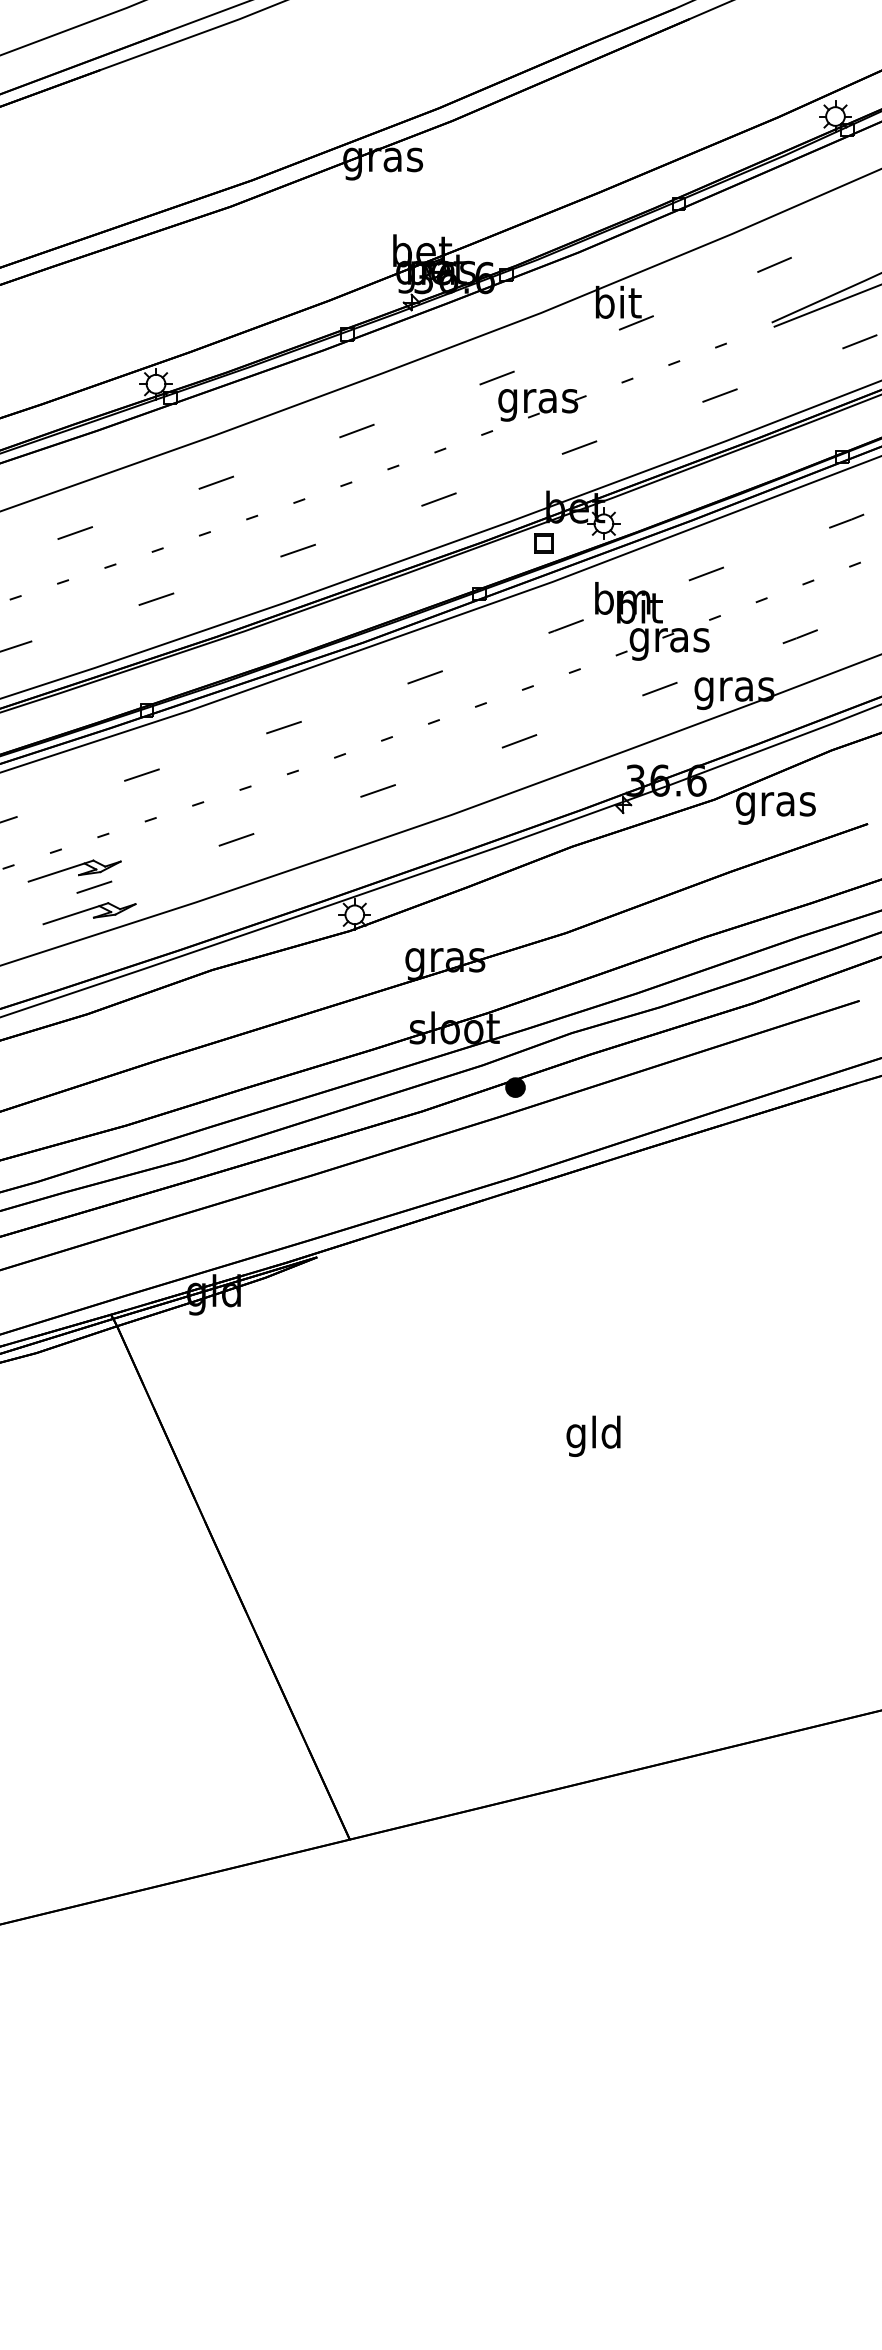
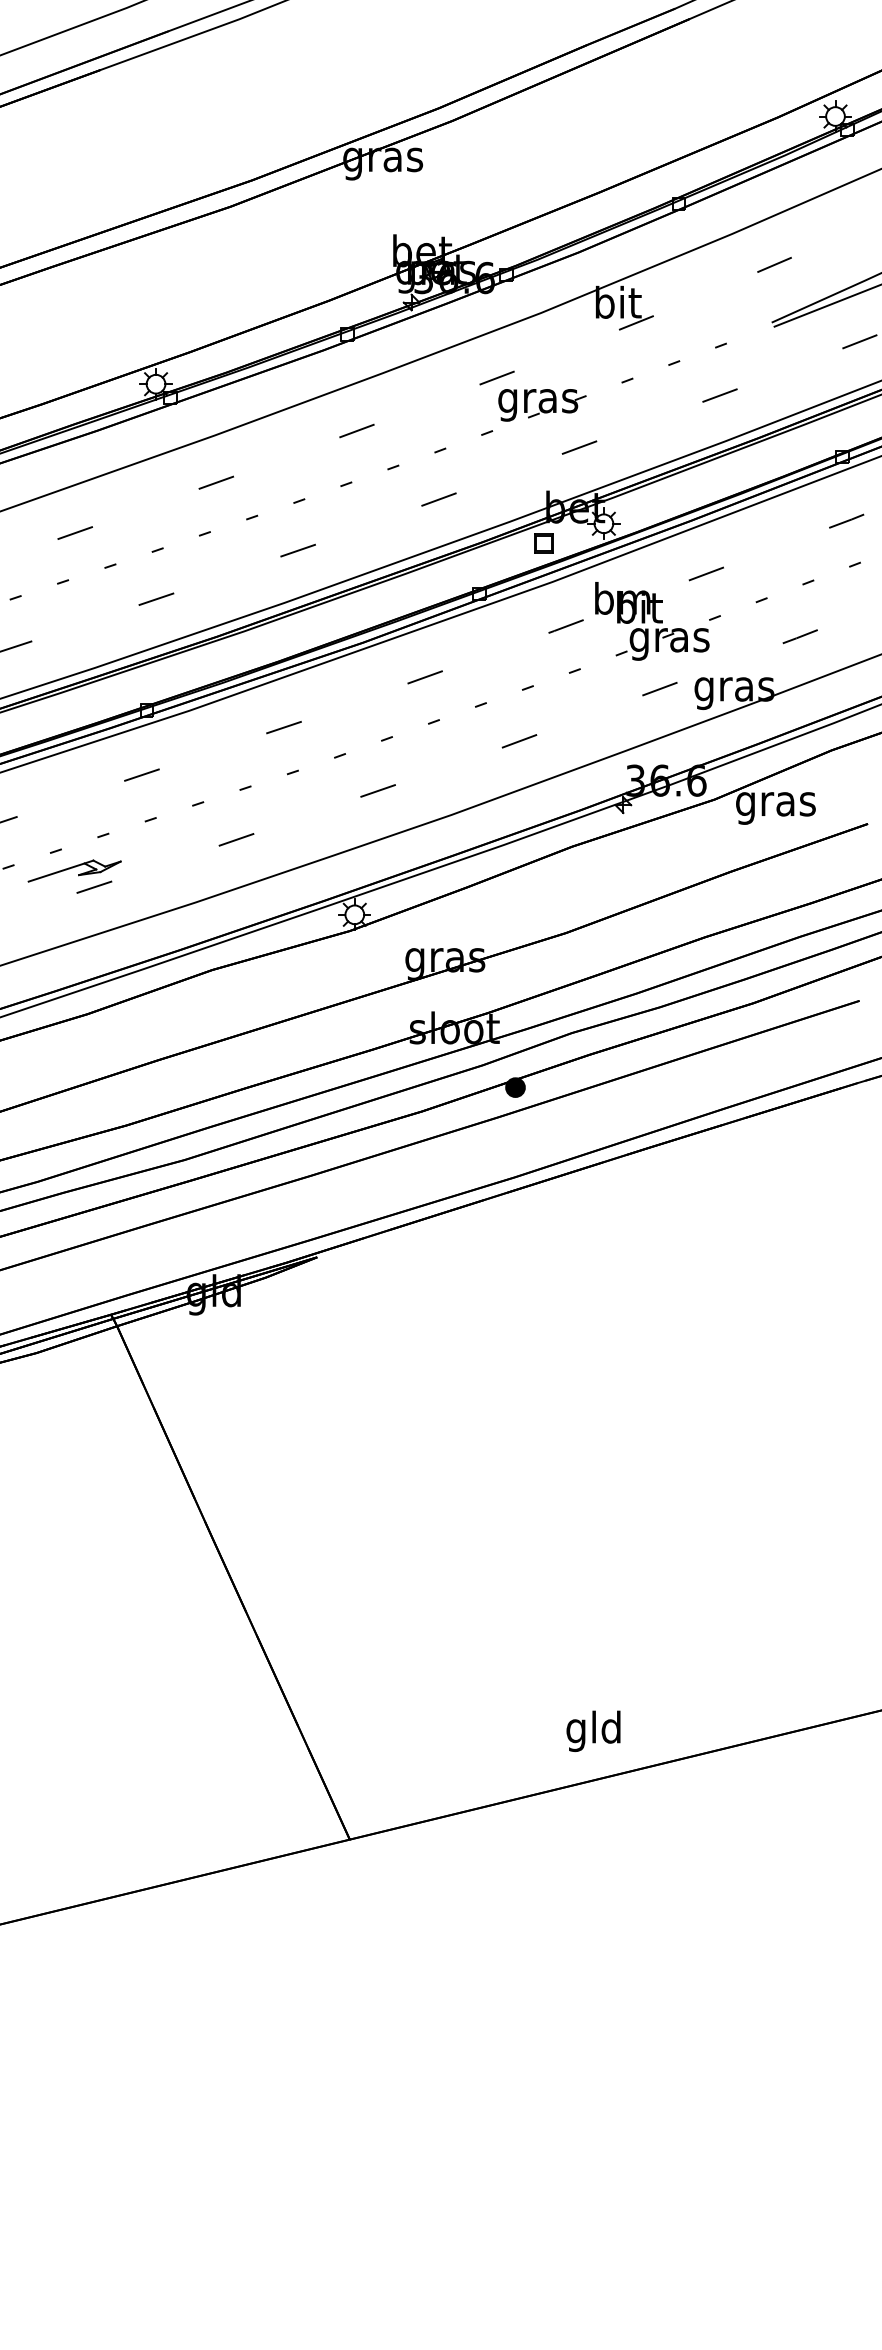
part: present -> none (89, 913)
text position: (593, 1435) -> (593, 1730) (593, 1730)
